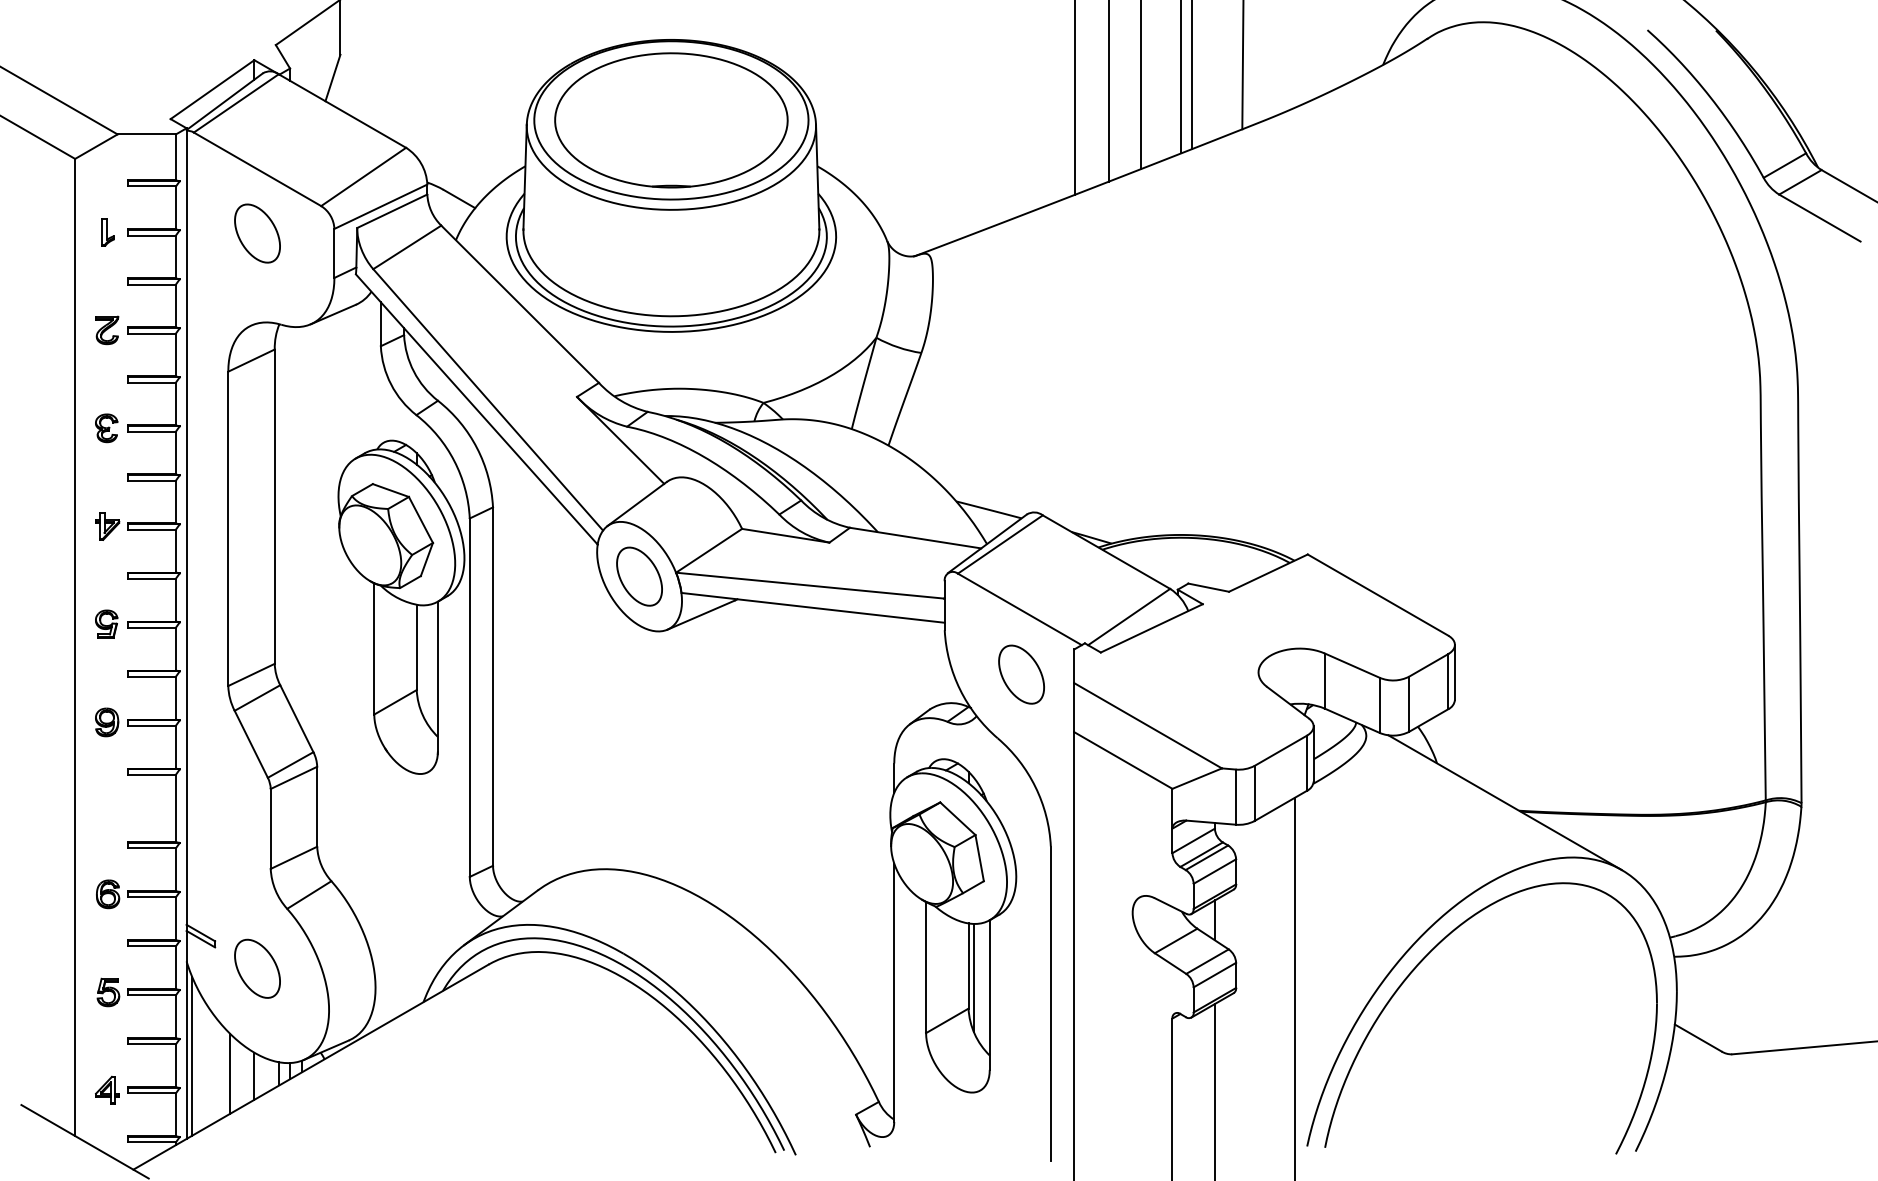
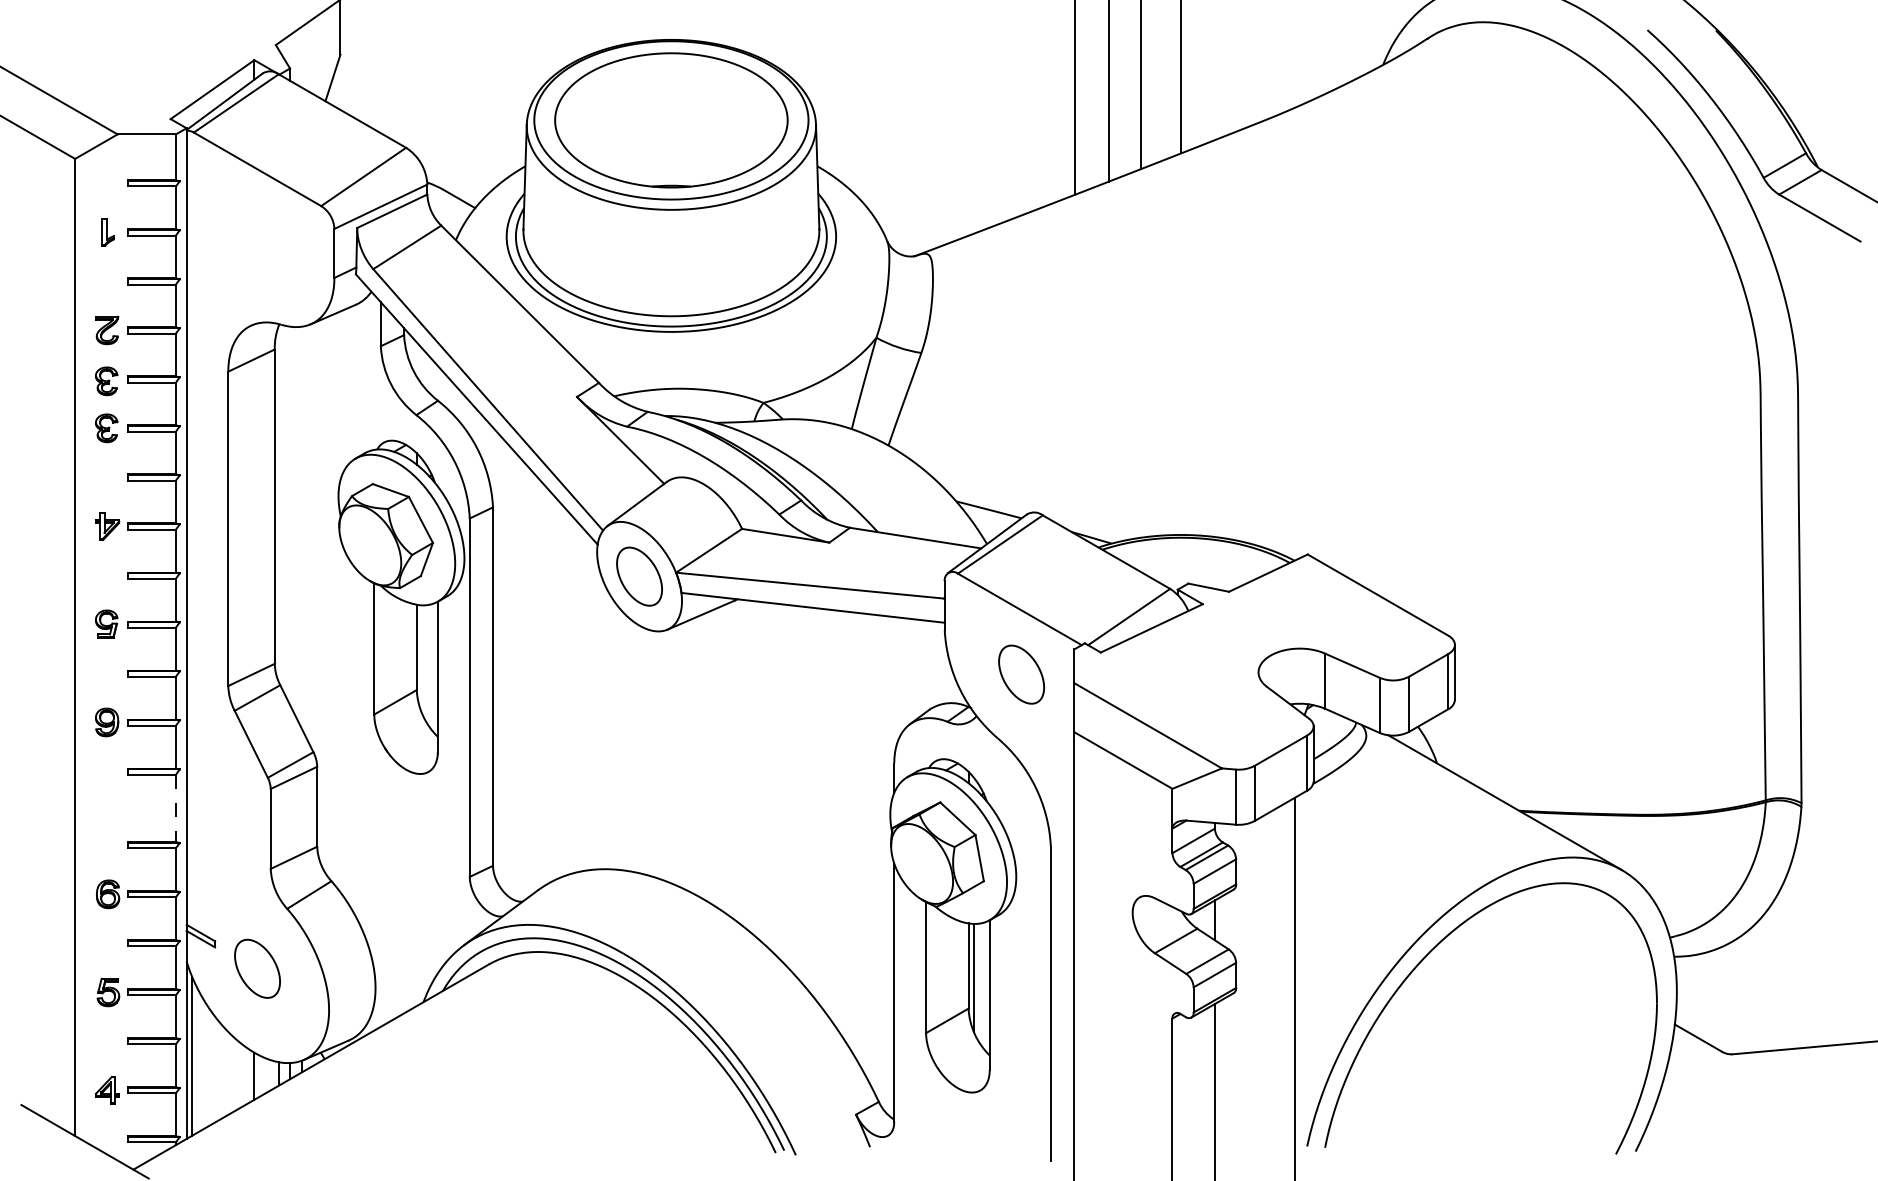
line: present -> none (1242, 65)
line: present -> none (1192, 75)
part: present -> none (257, 233)
part: none -> present (106, 381)
line: solid -> dashed (175, 808)
line: present -> none (230, 1073)
